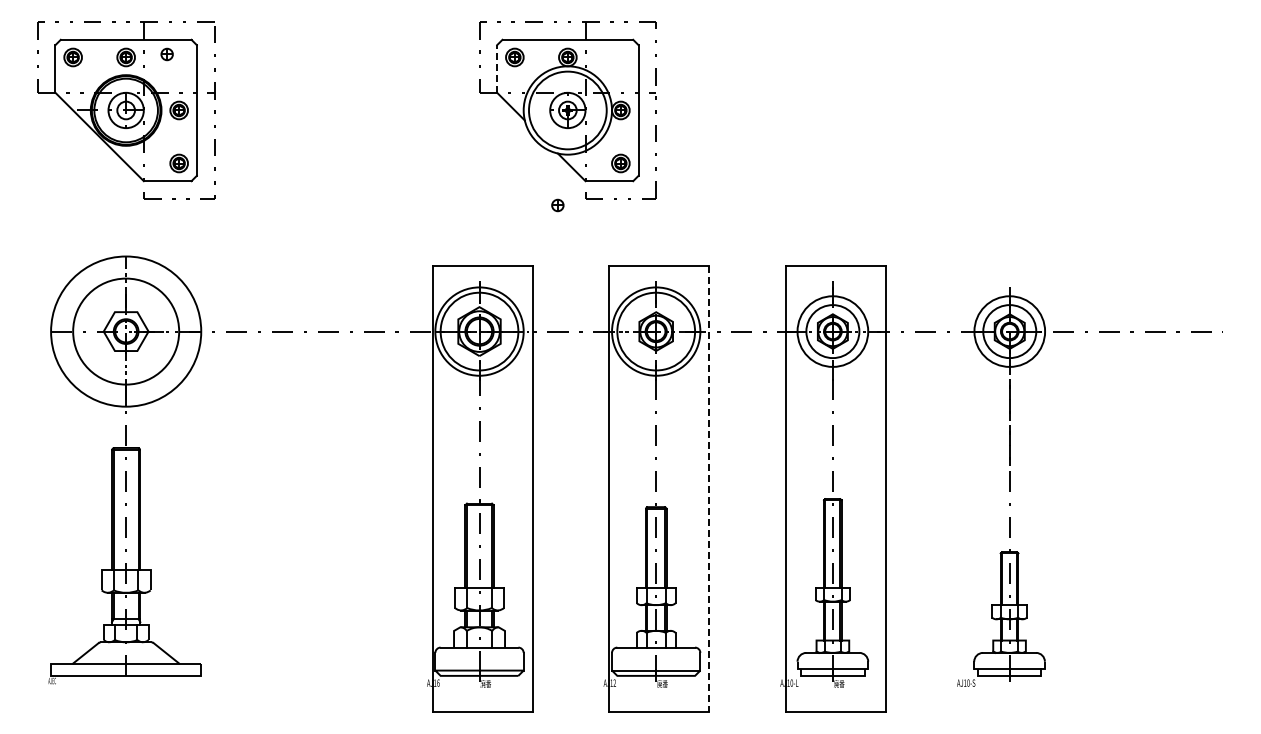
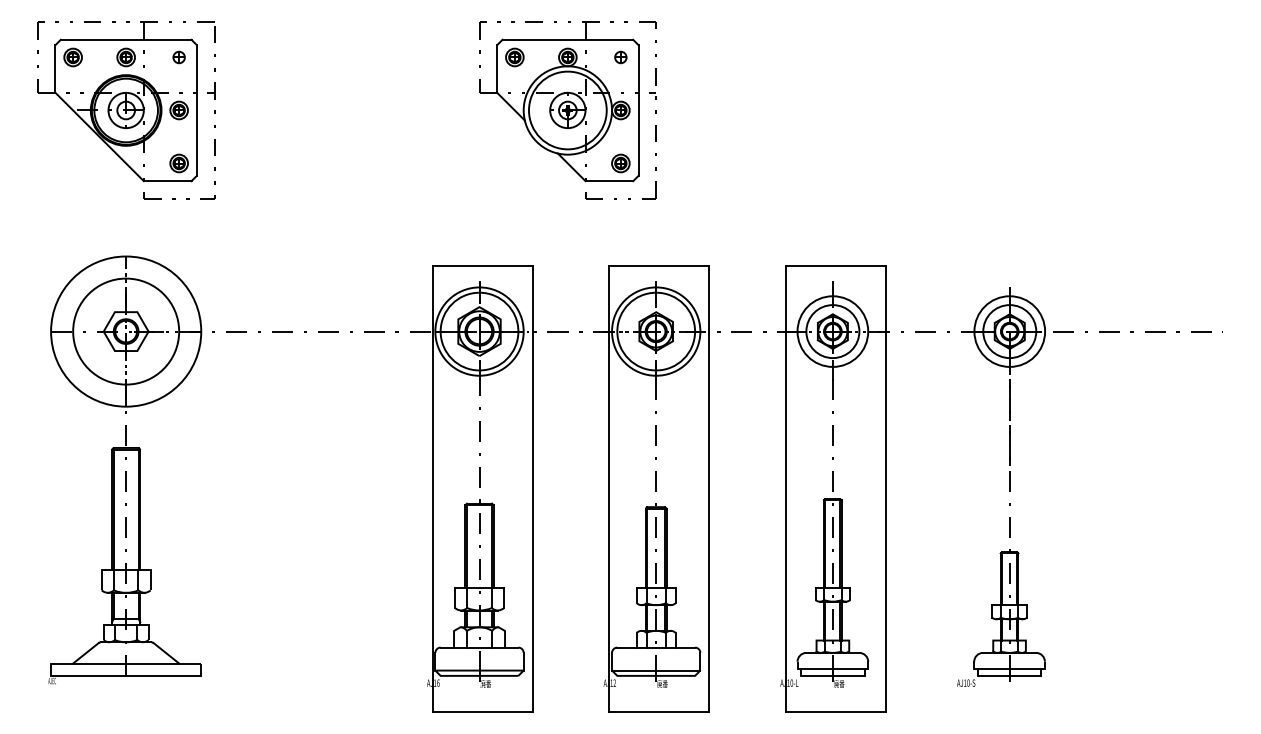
part position: (166, 54) -> (178, 57) (178, 57)
line: dashed -> solid (497, 68)
part position: (557, 205) -> (620, 57) (620, 57)
line: dashed -> solid (709, 489)
